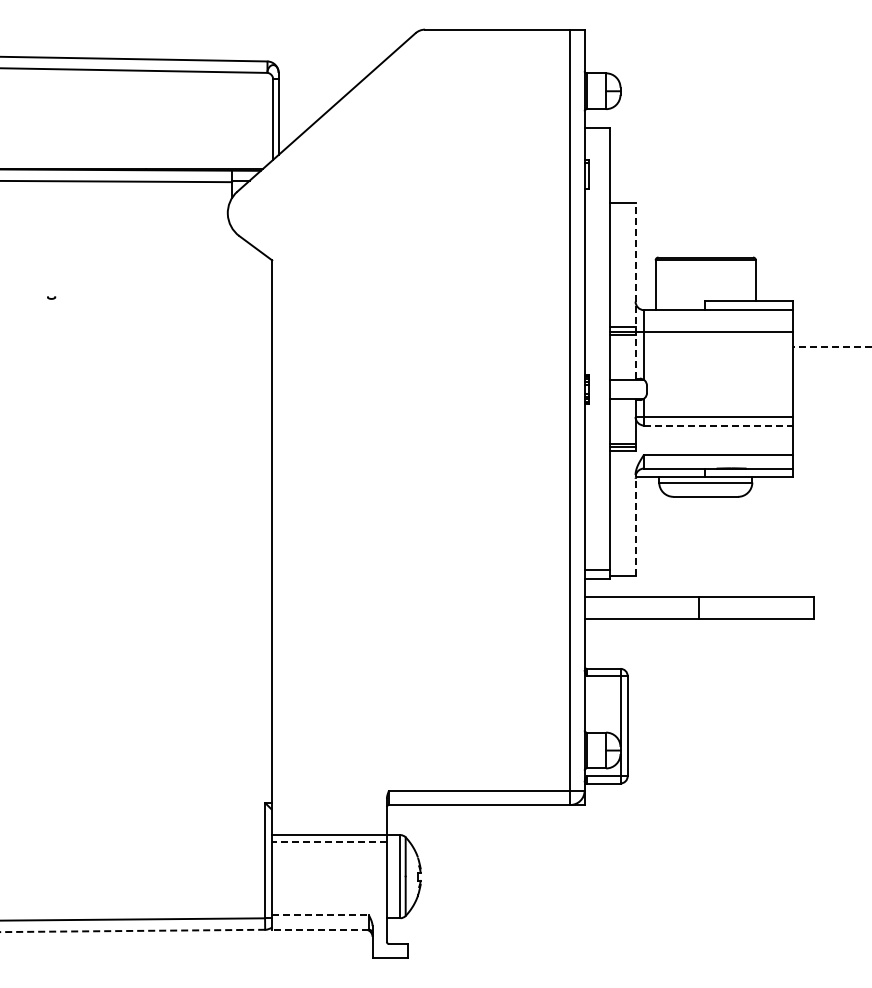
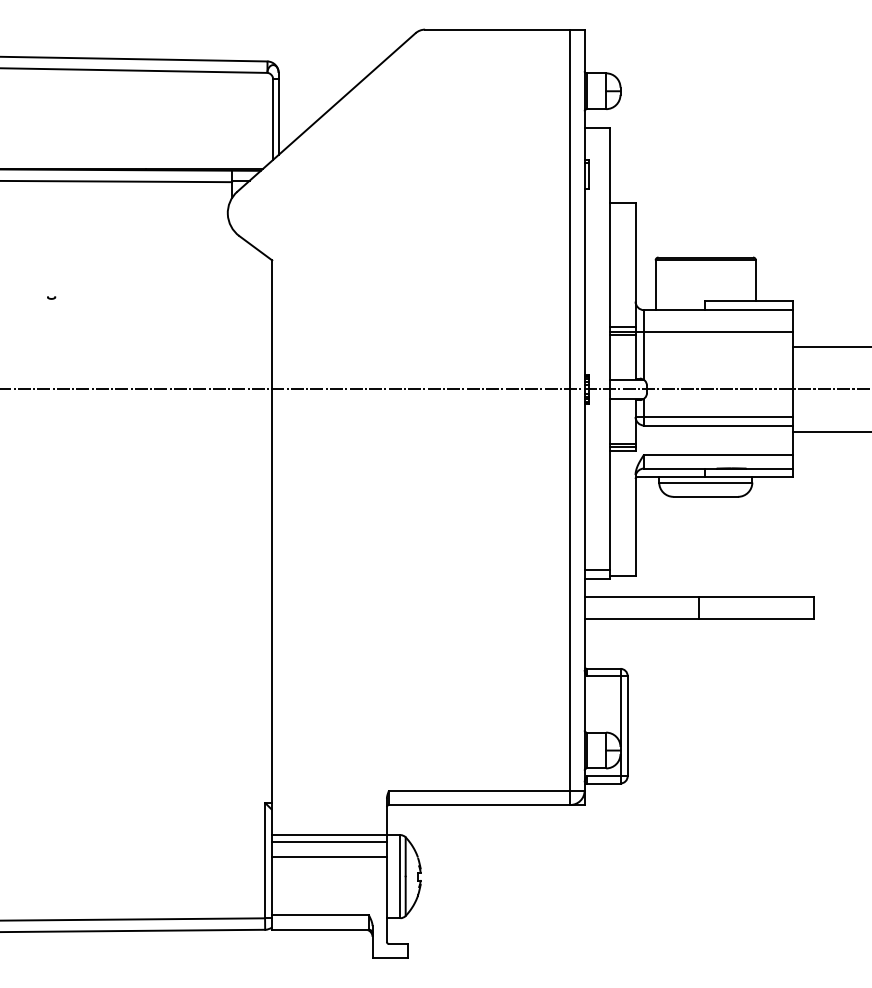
line: dashed -> solid (635, 290)
line: dashed -> solid (832, 346)
line: none -> present (435, 389)
line: dashed -> solid (718, 425)
line: none -> present (830, 432)
line: dashed -> solid (635, 524)
line: dashed -> solid (329, 842)
line: none -> present (329, 856)
line: dashed -> solid (321, 915)
line: dashed -> solid (320, 929)
line: dashed -> solid (132, 930)
